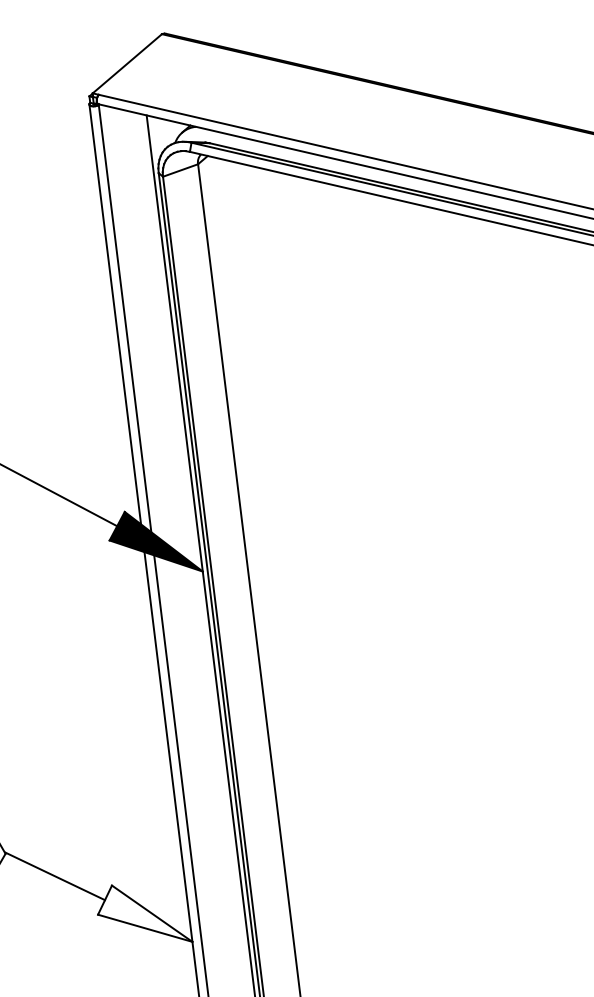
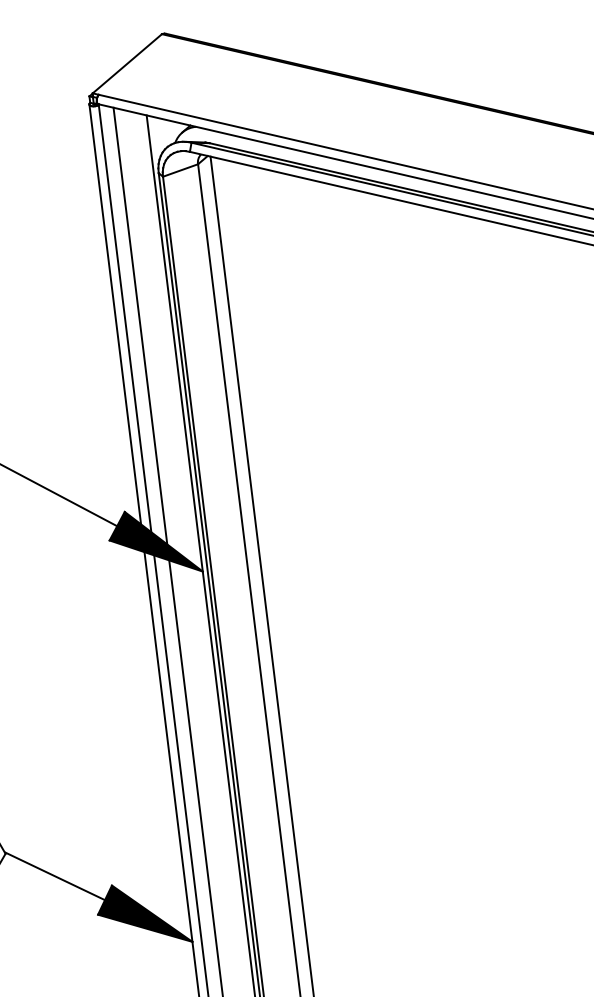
line: none -> present (167, 550)
line: none -> present (261, 574)
fill: none -> present (145, 913)
